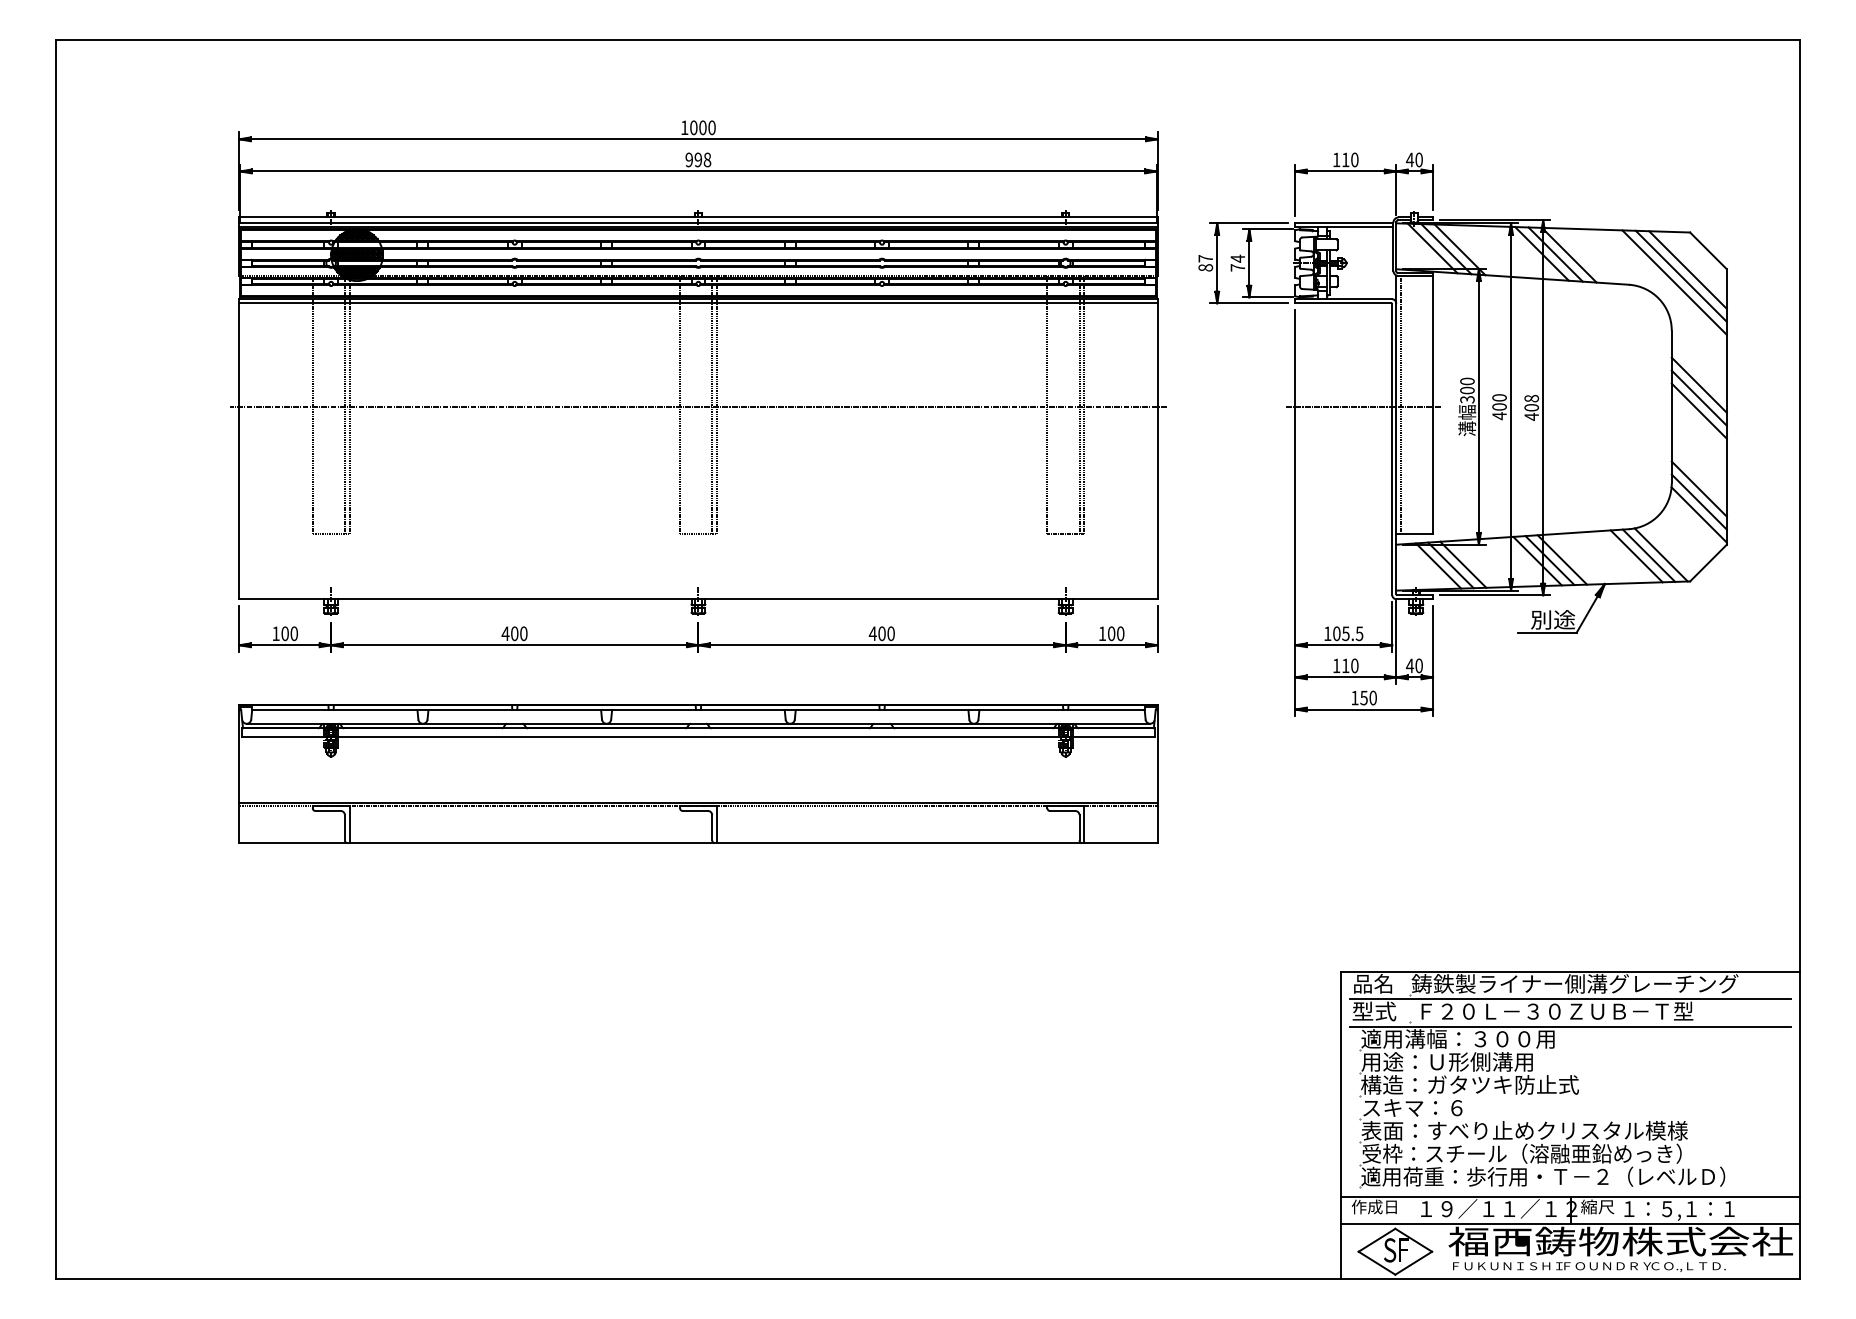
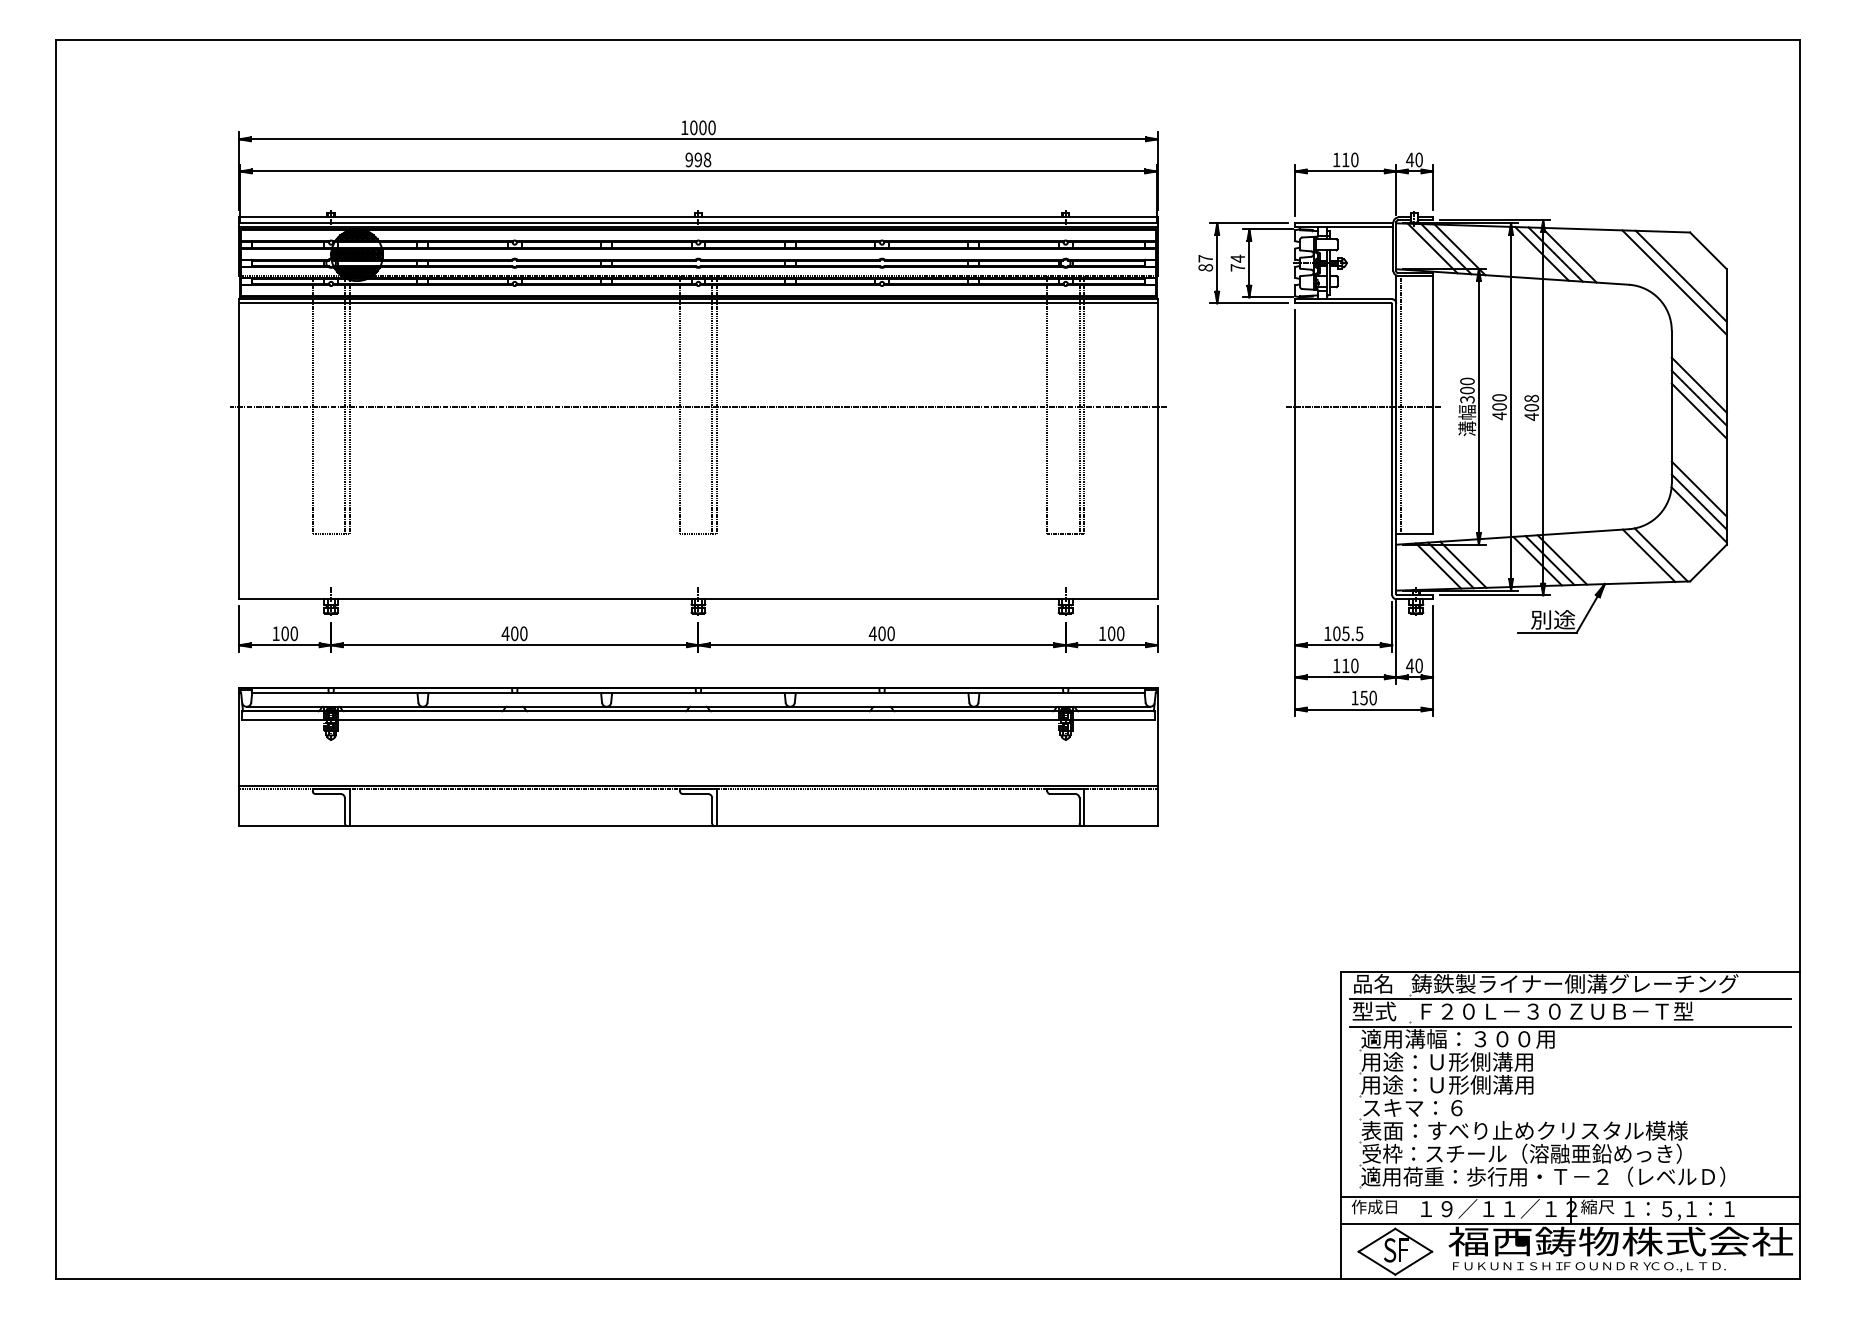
line: present -> none (1687, 269)
line: present -> none (1636, 556)
part position: (698, 773) -> (698, 756) (698, 756)
text: 構造：ガタツキ防止式 -> 用途：Ｕ形側溝用 (1469, 1084)
